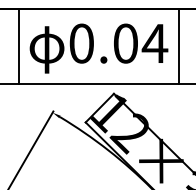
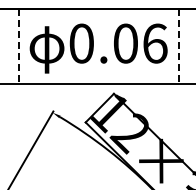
text: 0.04 -> 0.06 (154, 43)
line: solid -> dashed (18, 47)
line: solid -> dashed (179, 47)
